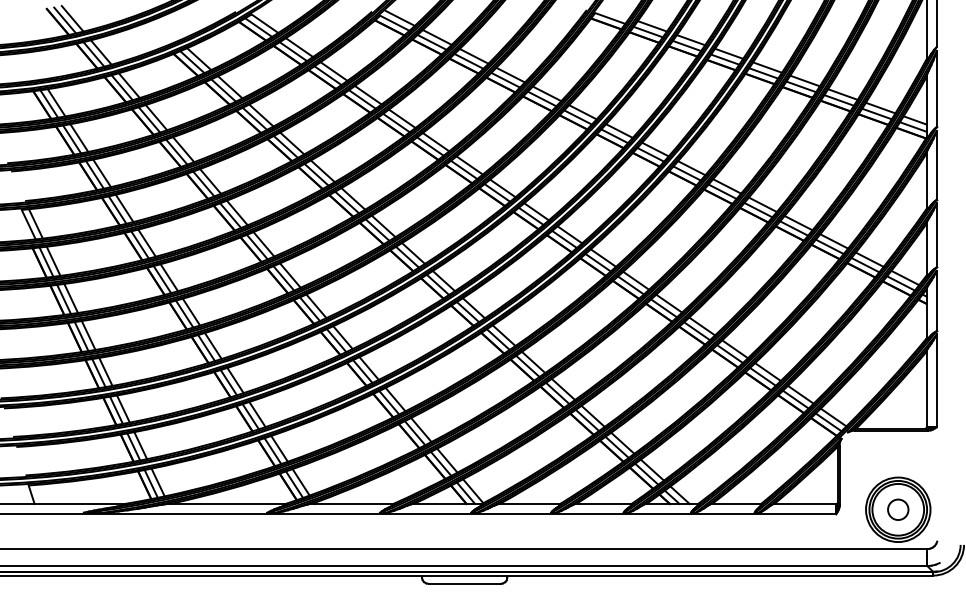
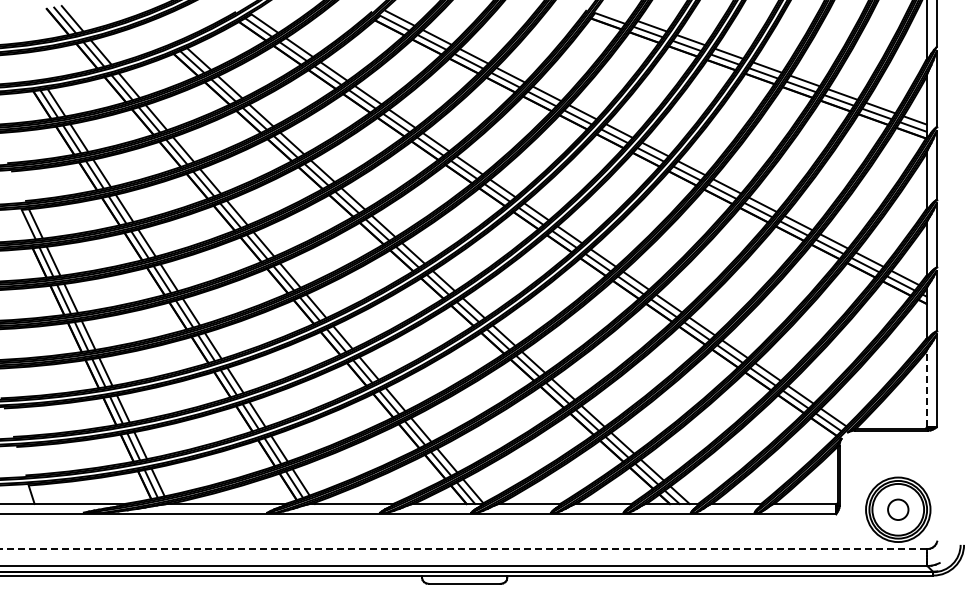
line: solid -> dashed (926, 388)
line: solid -> dashed (463, 549)
